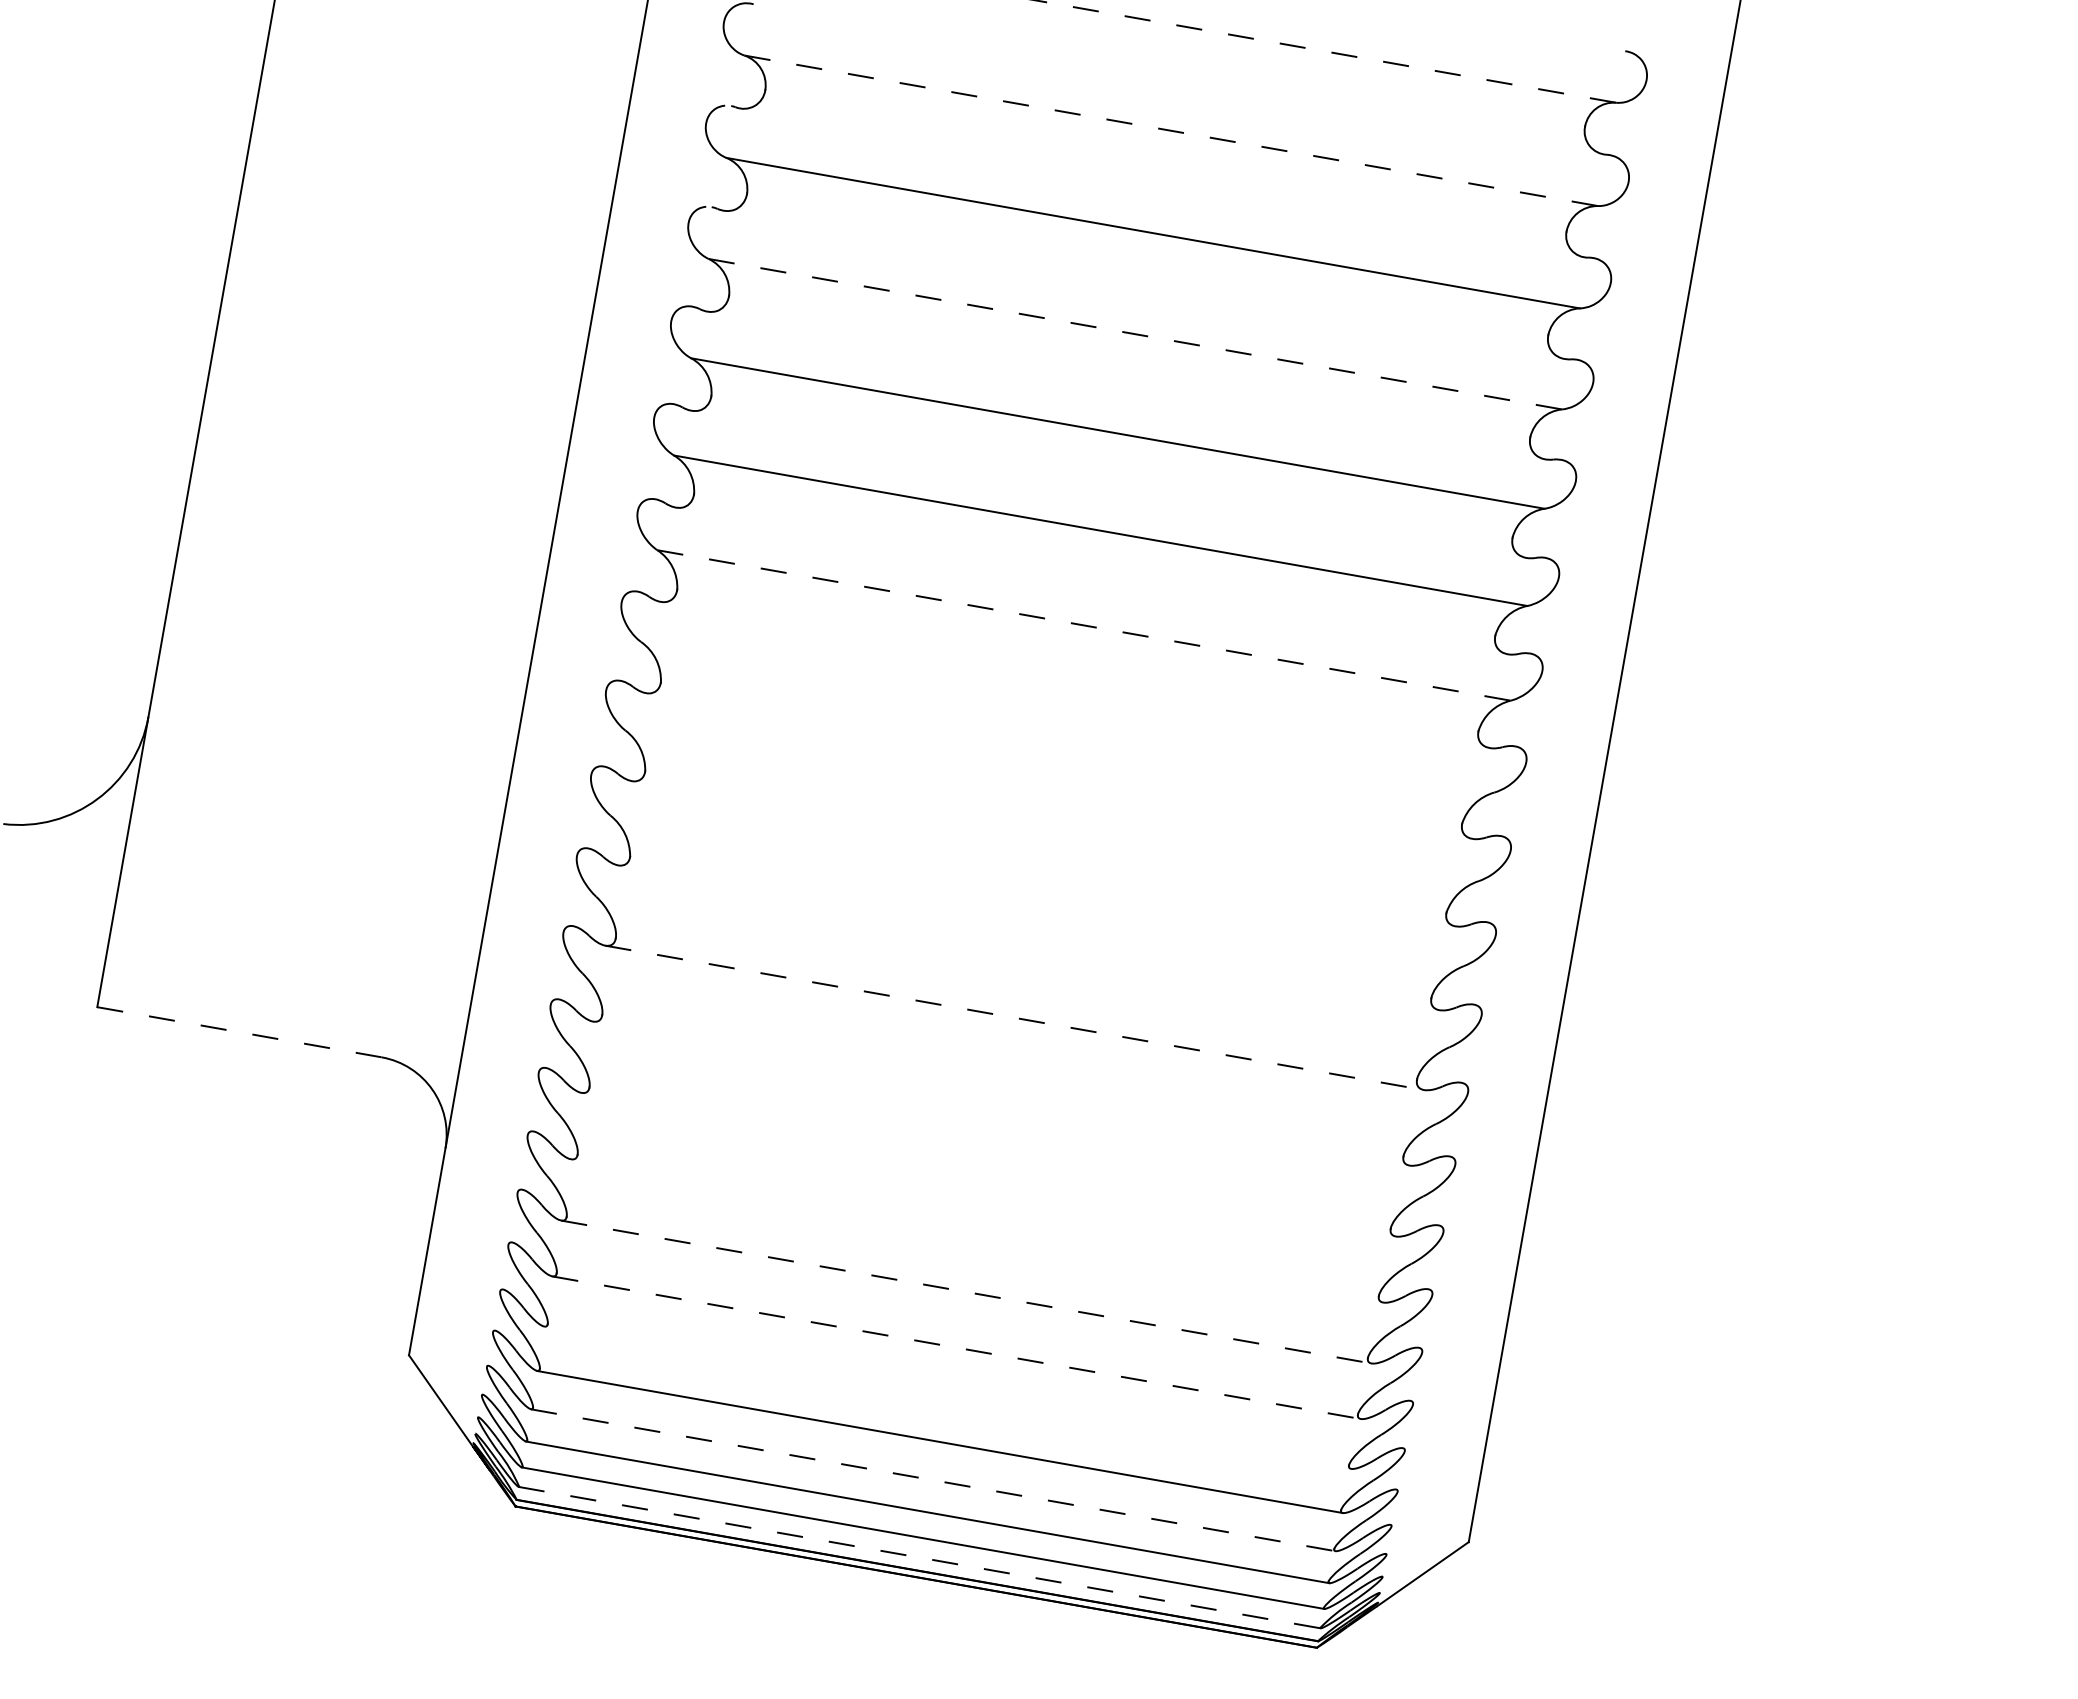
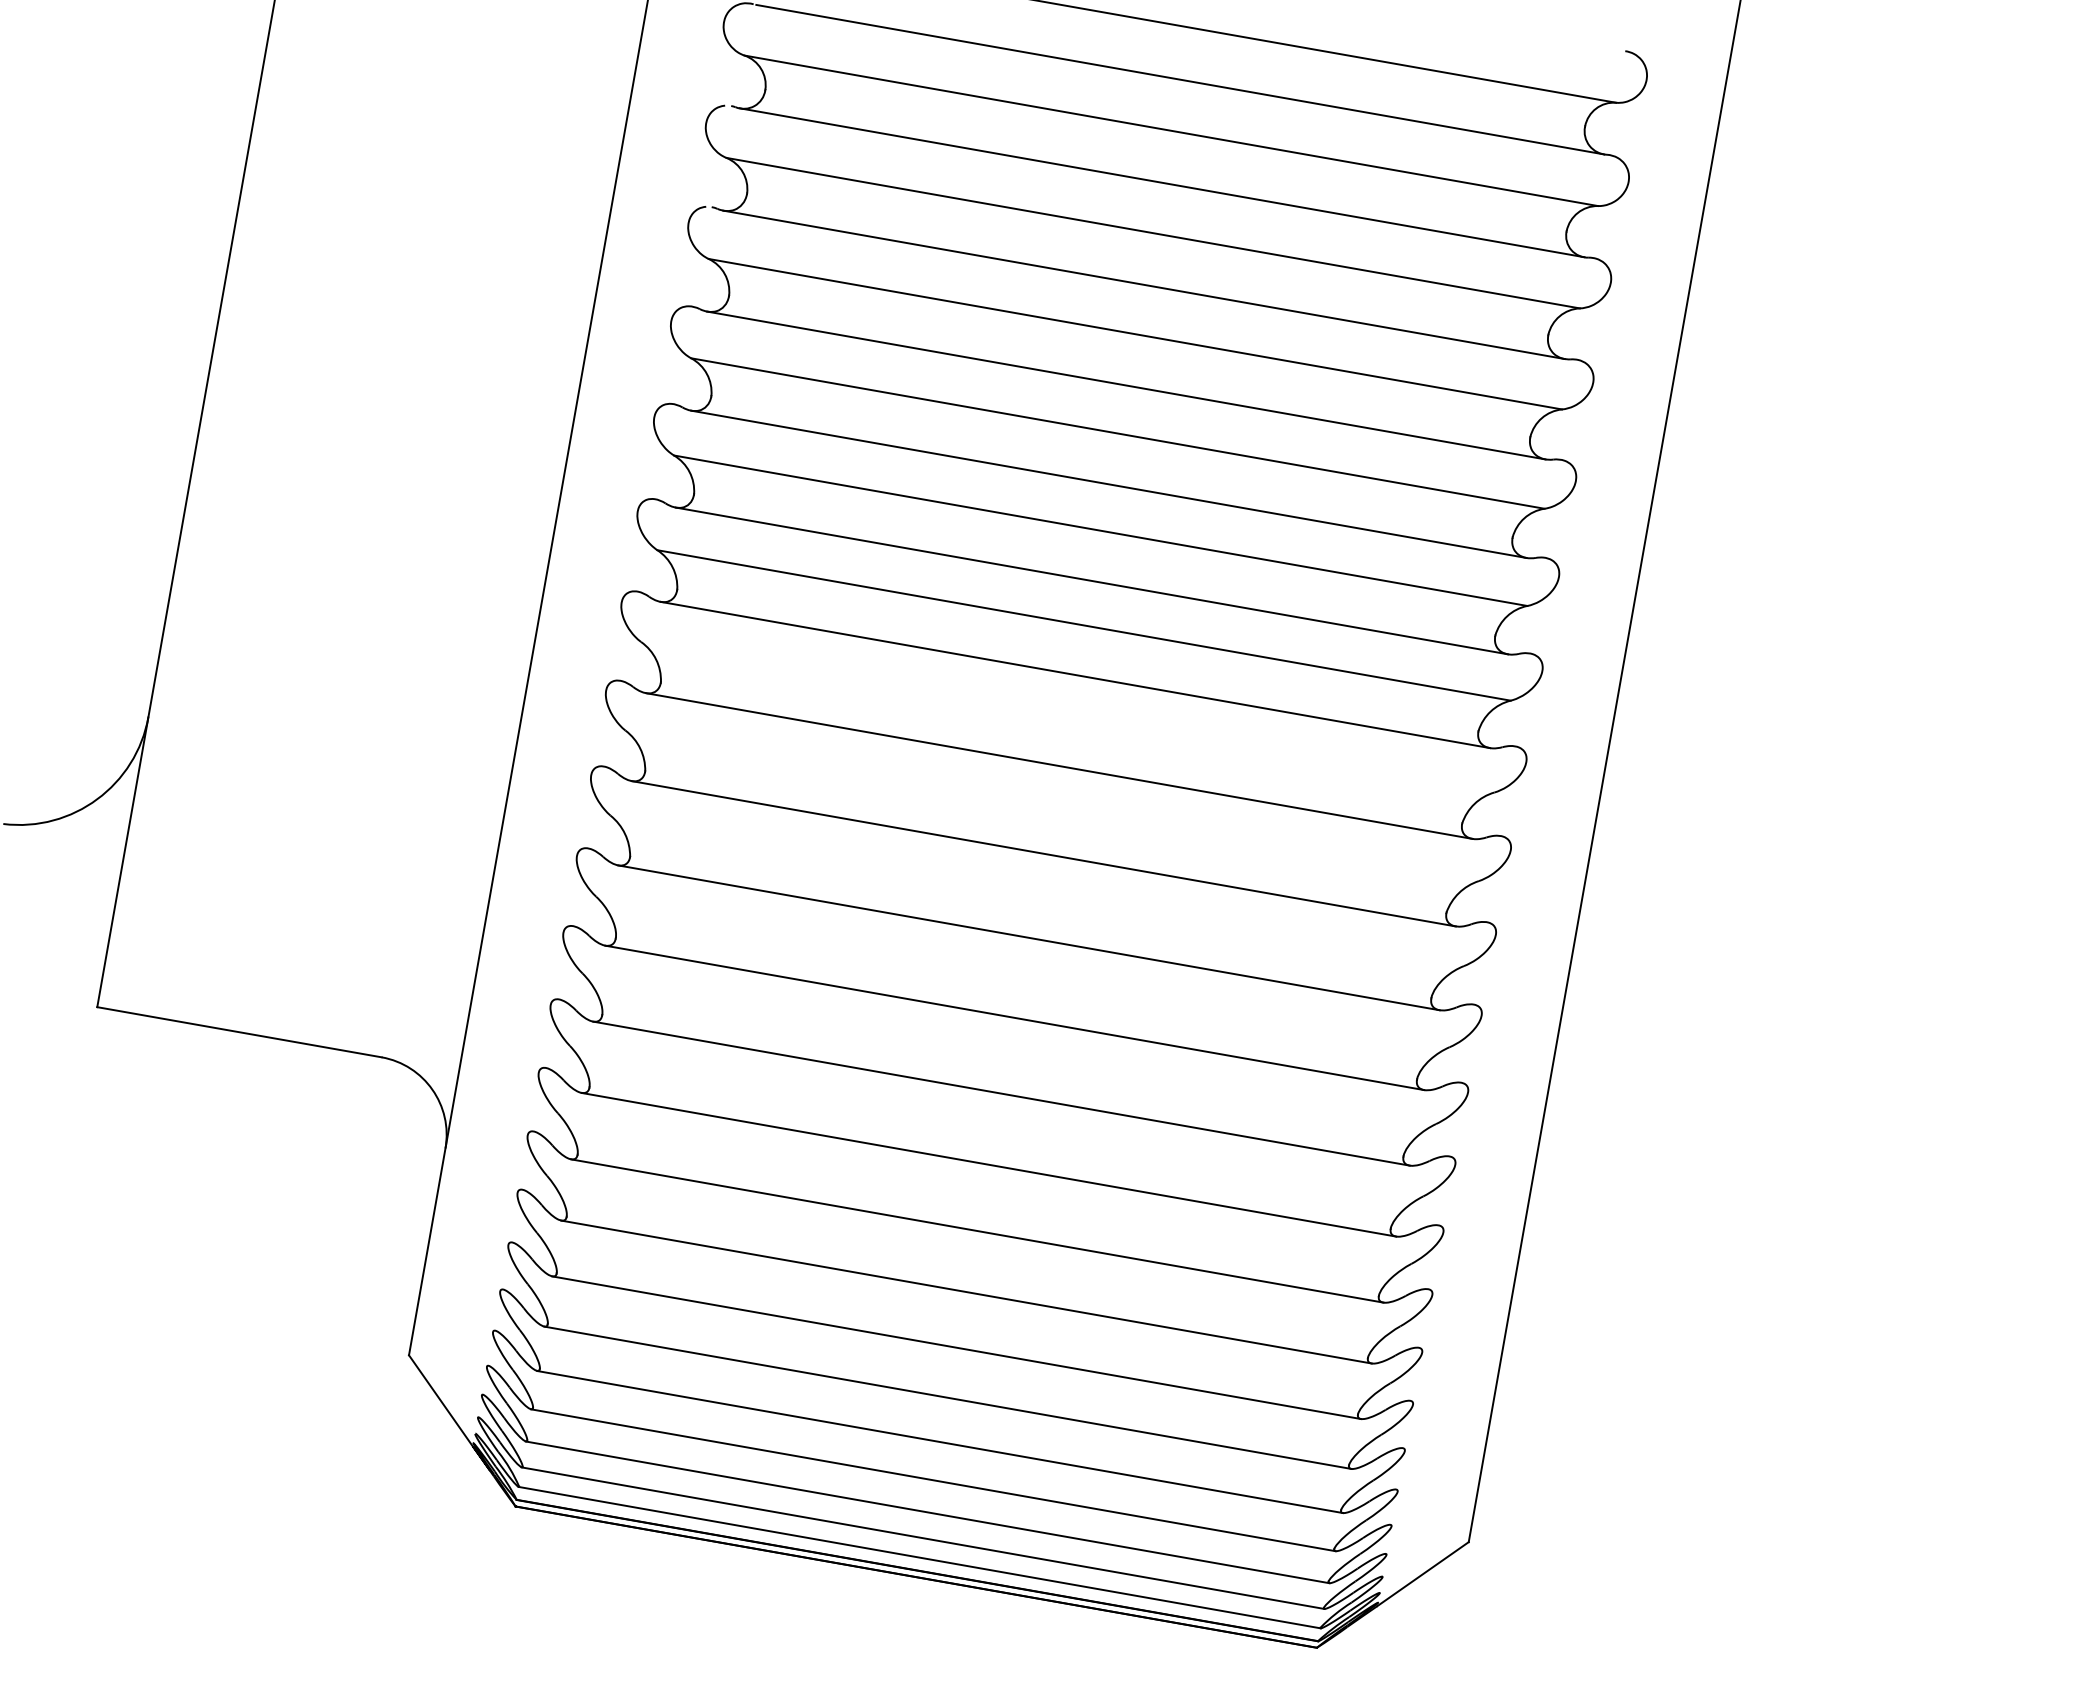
line: dashed -> solid (1324, 51)
line: none -> present (1180, 79)
line: dashed -> solid (1171, 130)
line: none -> present (1161, 182)
line: none -> present (1143, 284)
line: dashed -> solid (1135, 334)
line: none -> present (1126, 385)
line: none -> present (1108, 483)
line: none -> present (1091, 580)
line: dashed -> solid (1084, 625)
line: none -> present (1075, 674)
line: none -> present (1058, 765)
line: none -> present (1043, 853)
line: none -> present (1028, 937)
line: dashed -> solid (1014, 1017)
line: dashed -> solid (239, 1032)
line: none -> present (1001, 1093)
line: none -> present (988, 1164)
line: none -> present (977, 1230)
line: dashed -> solid (966, 1292)
line: dashed -> solid (956, 1347)
line: none -> present (947, 1397)
line: dashed -> solid (933, 1480)
line: dashed -> solid (920, 1557)
